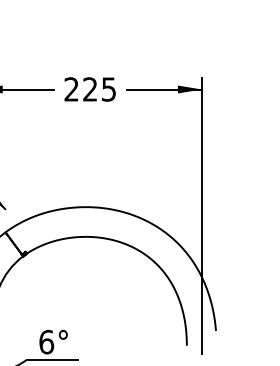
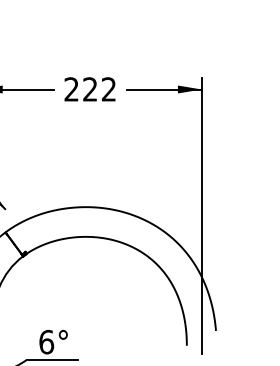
text: 225 -> 222 (108, 89)
